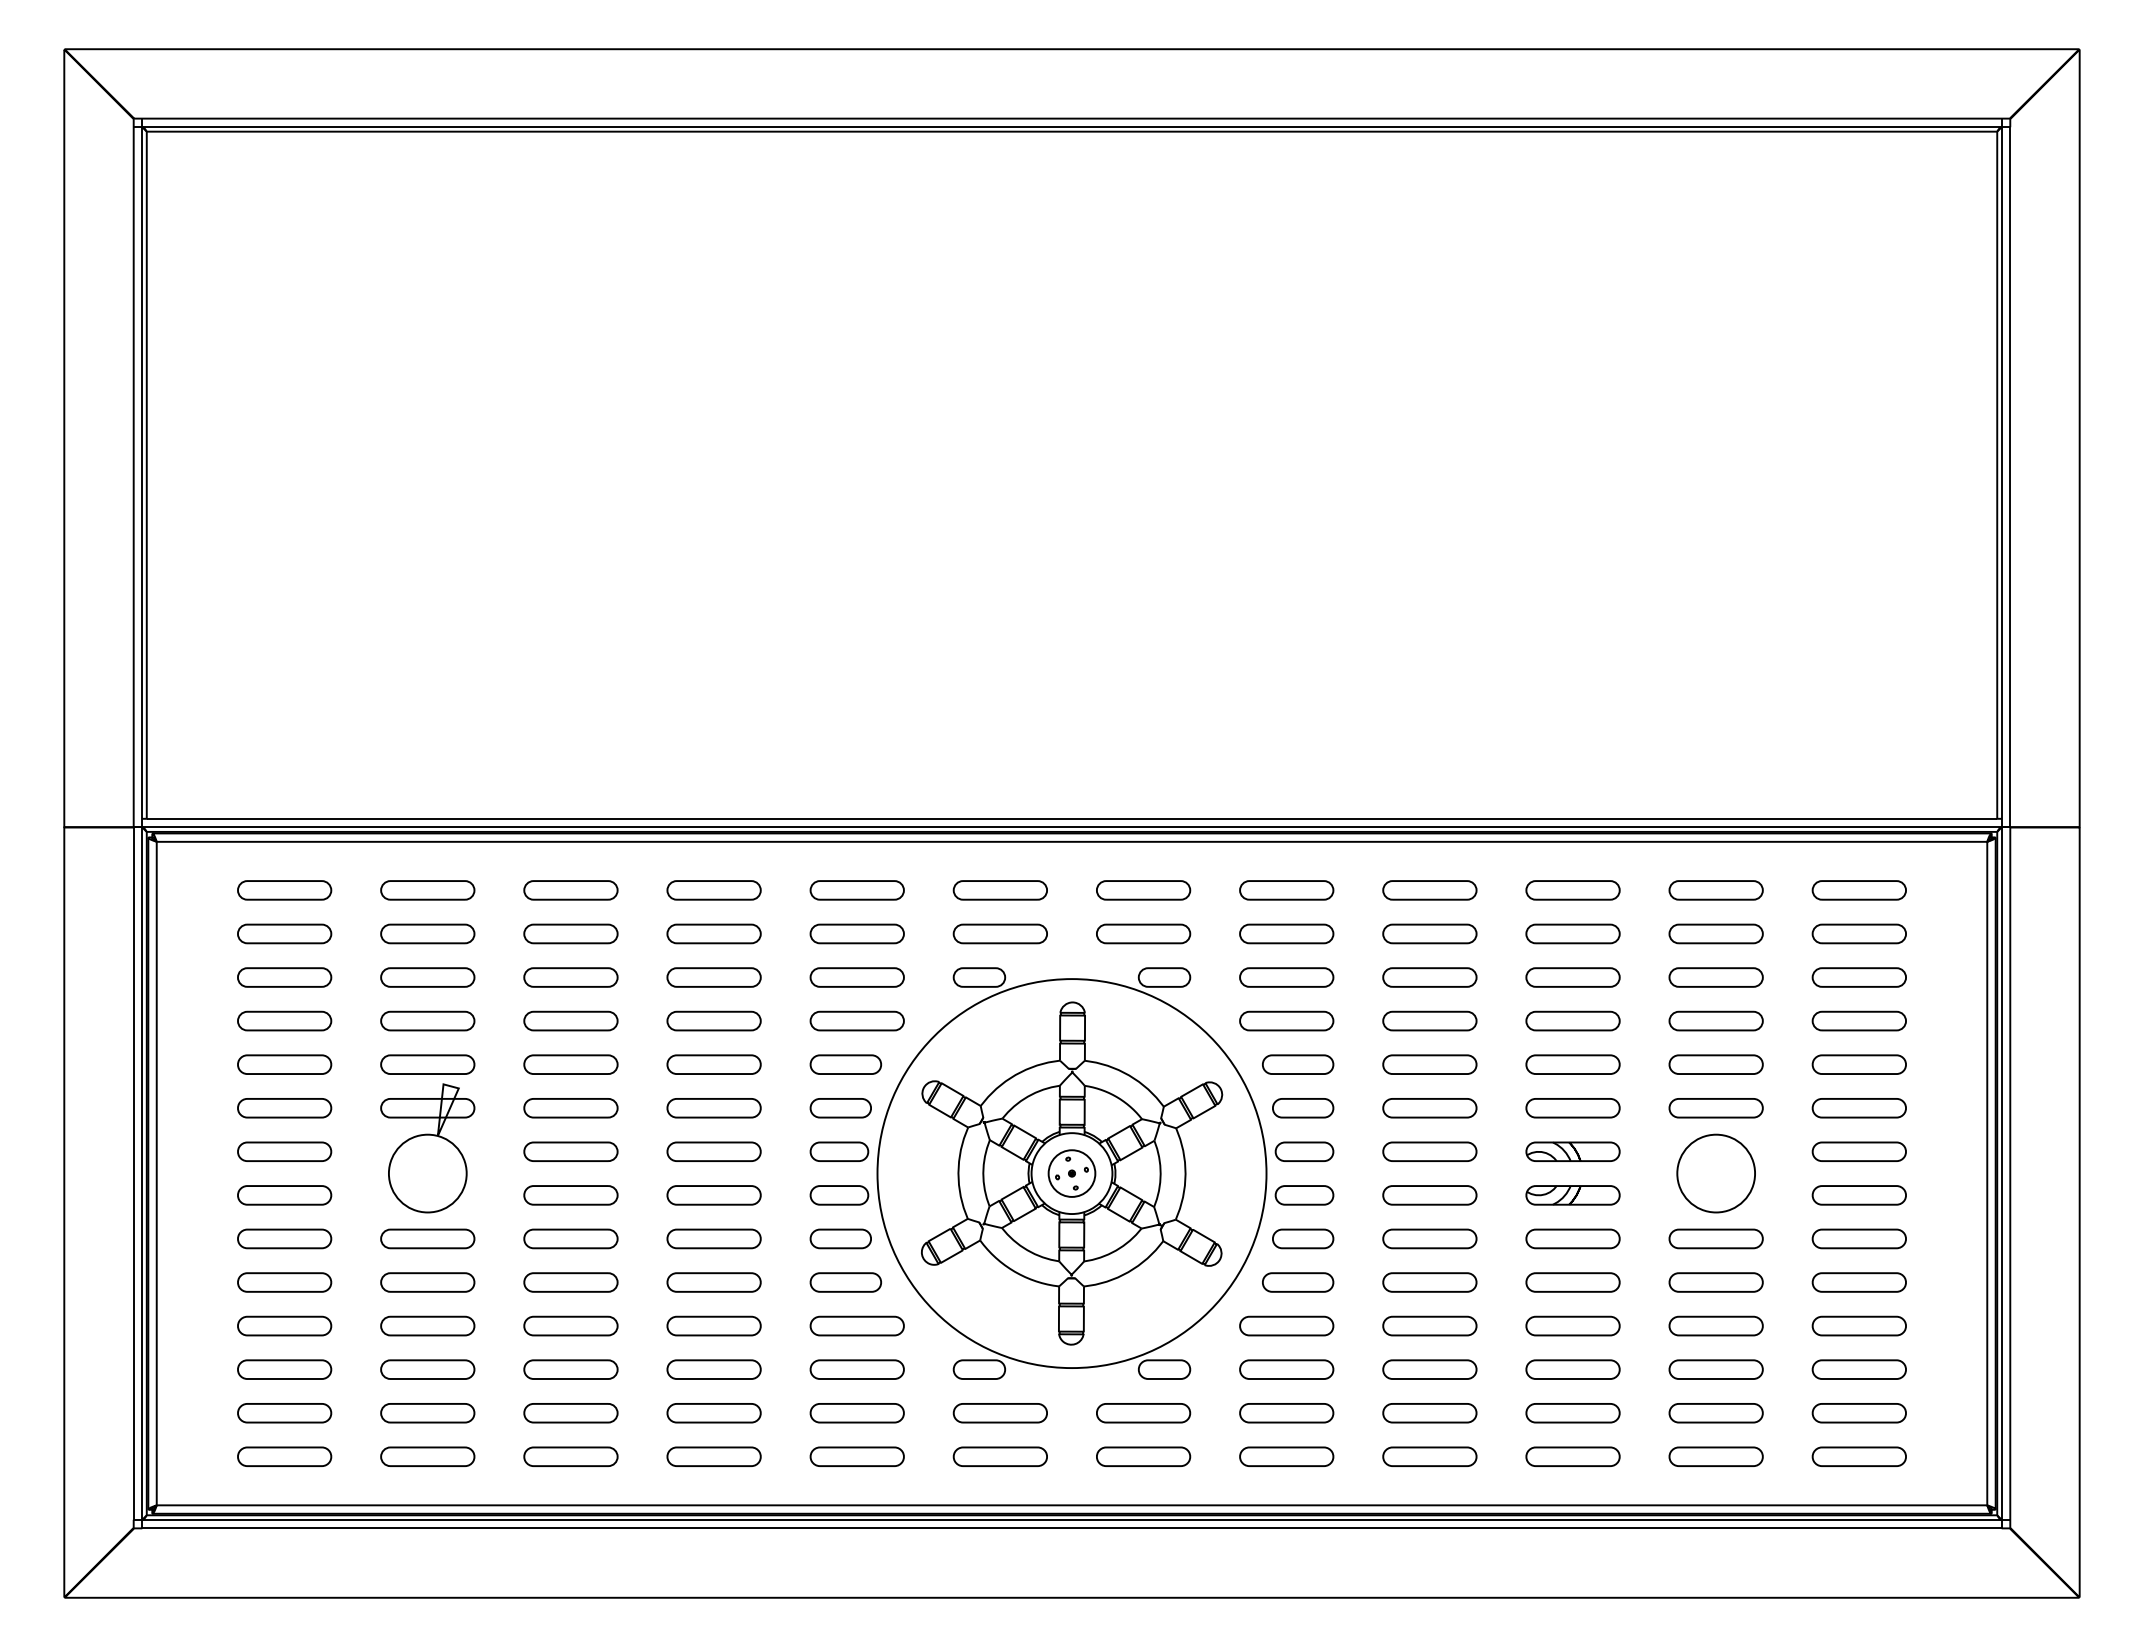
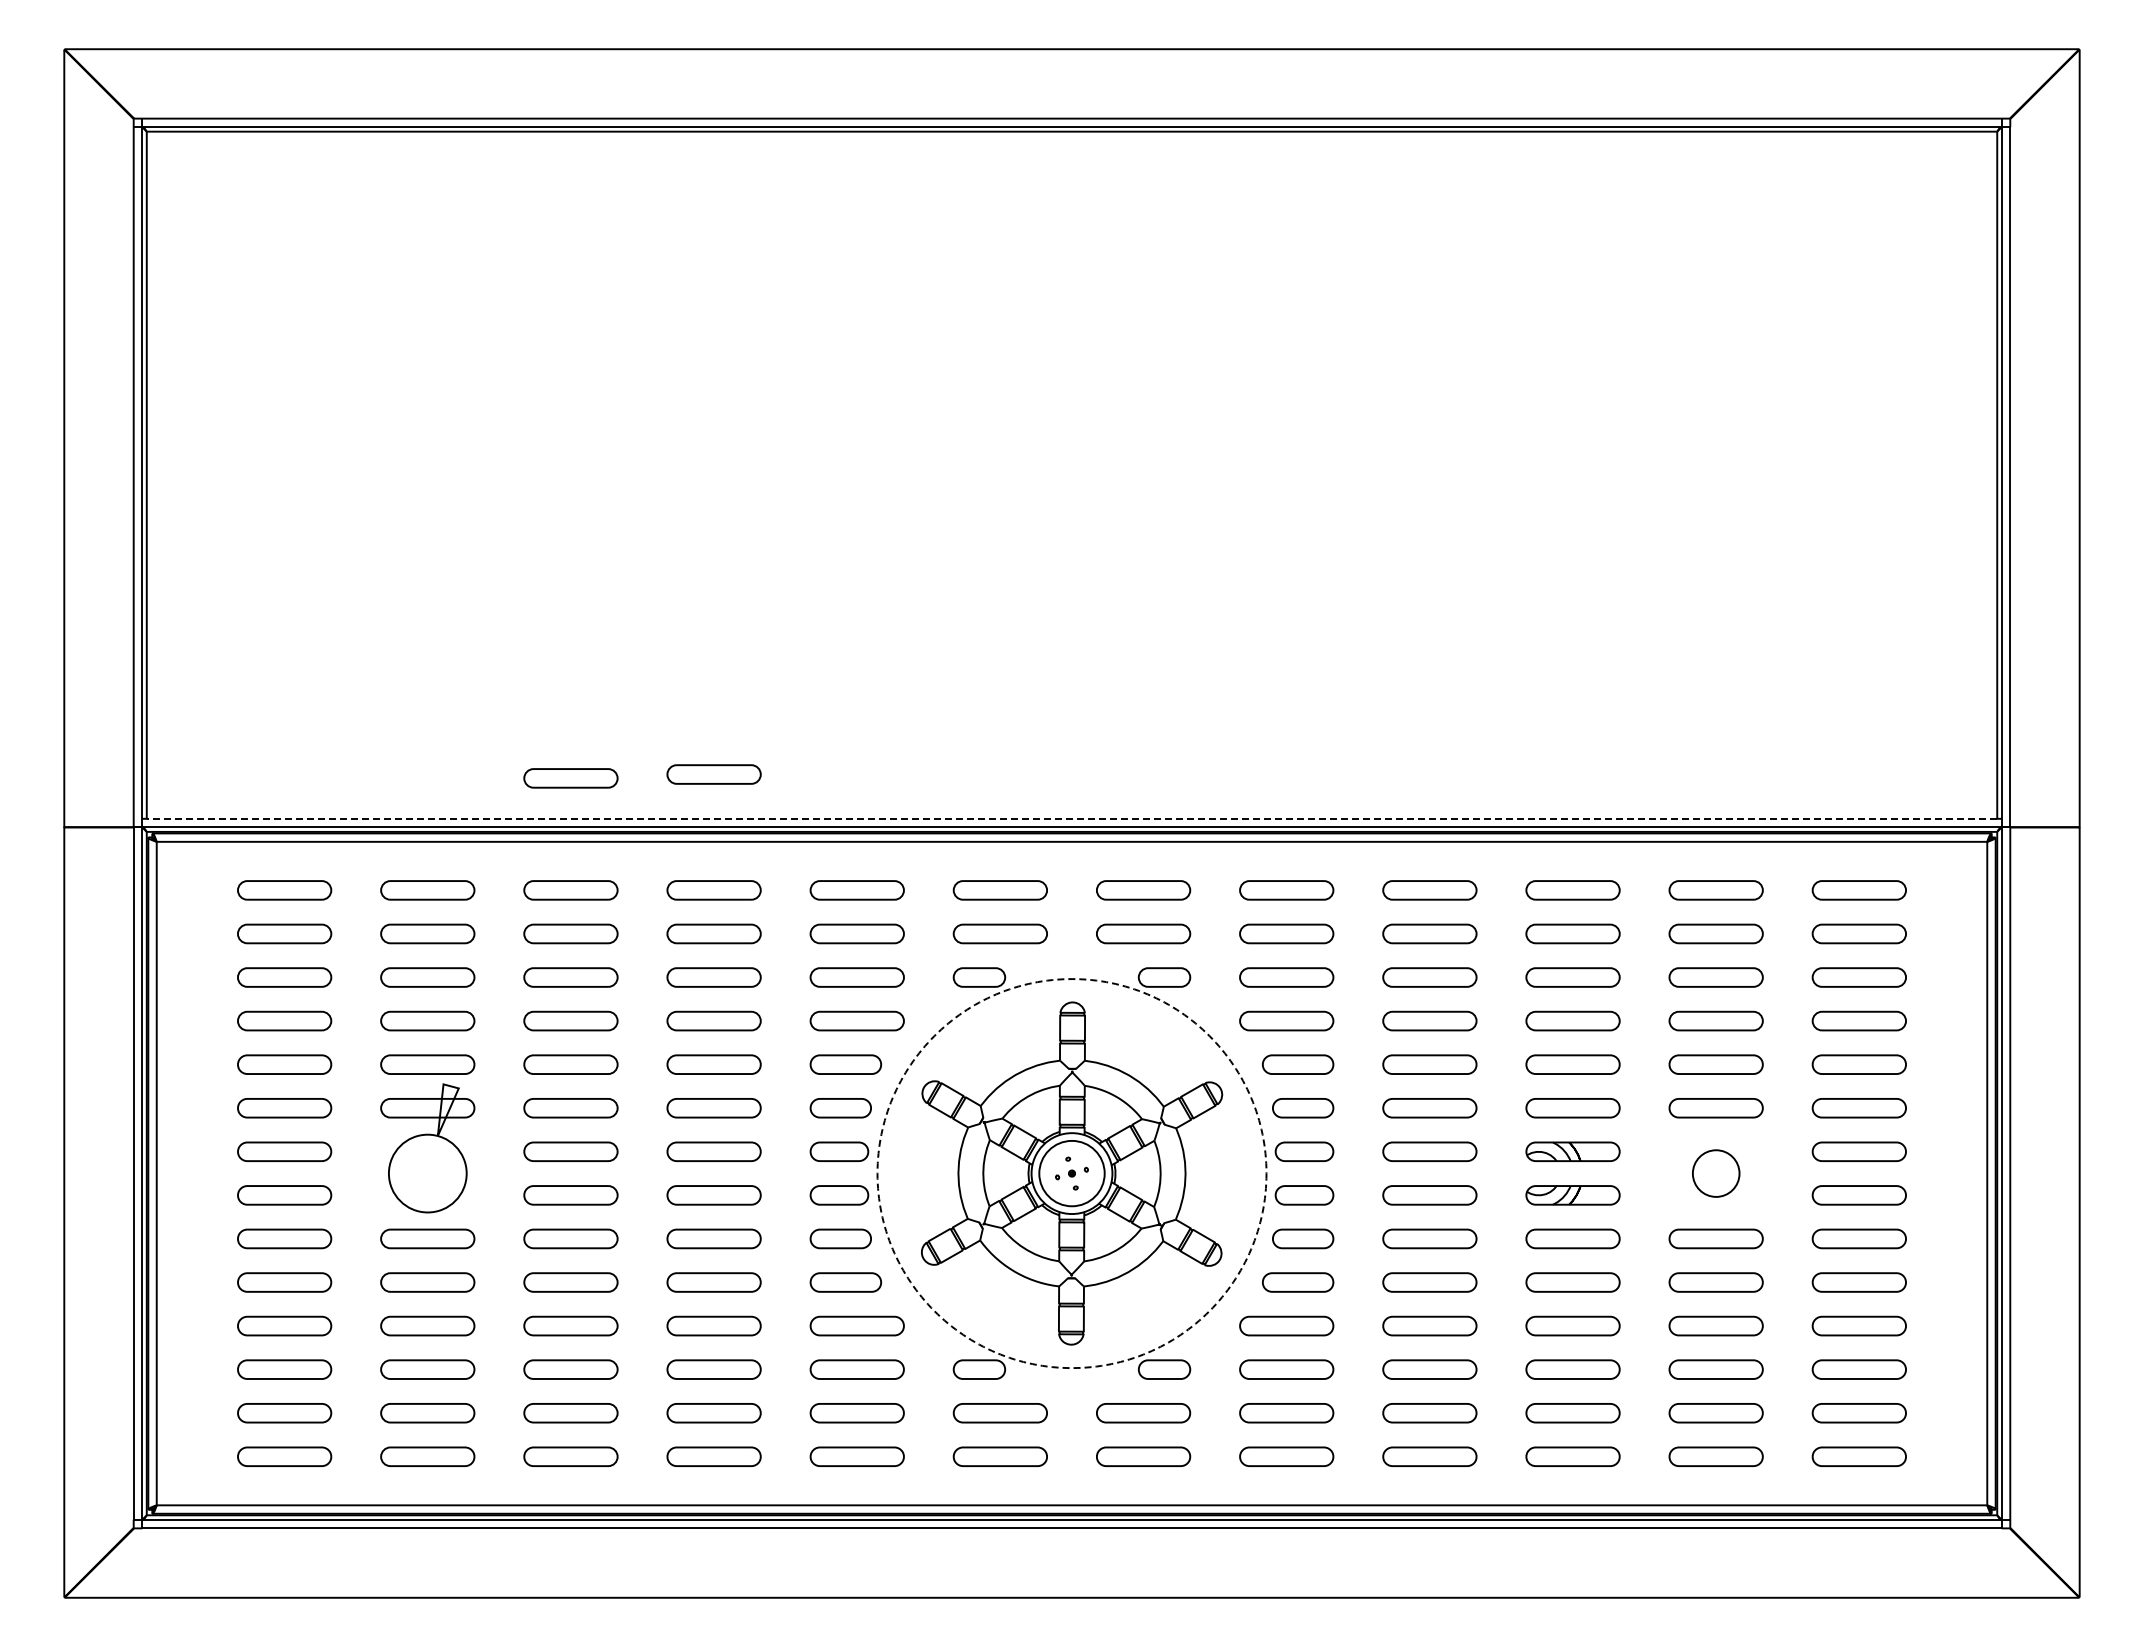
part: none -> present (713, 774)
part: none -> present (570, 778)
line: solid -> dashed (1071, 818)
circle diameter: 47 px -> 65 px (1071, 1173)
circle: solid -> dashed (1071, 1173)
circle diameter: 78 px -> 47 px (1715, 1173)
